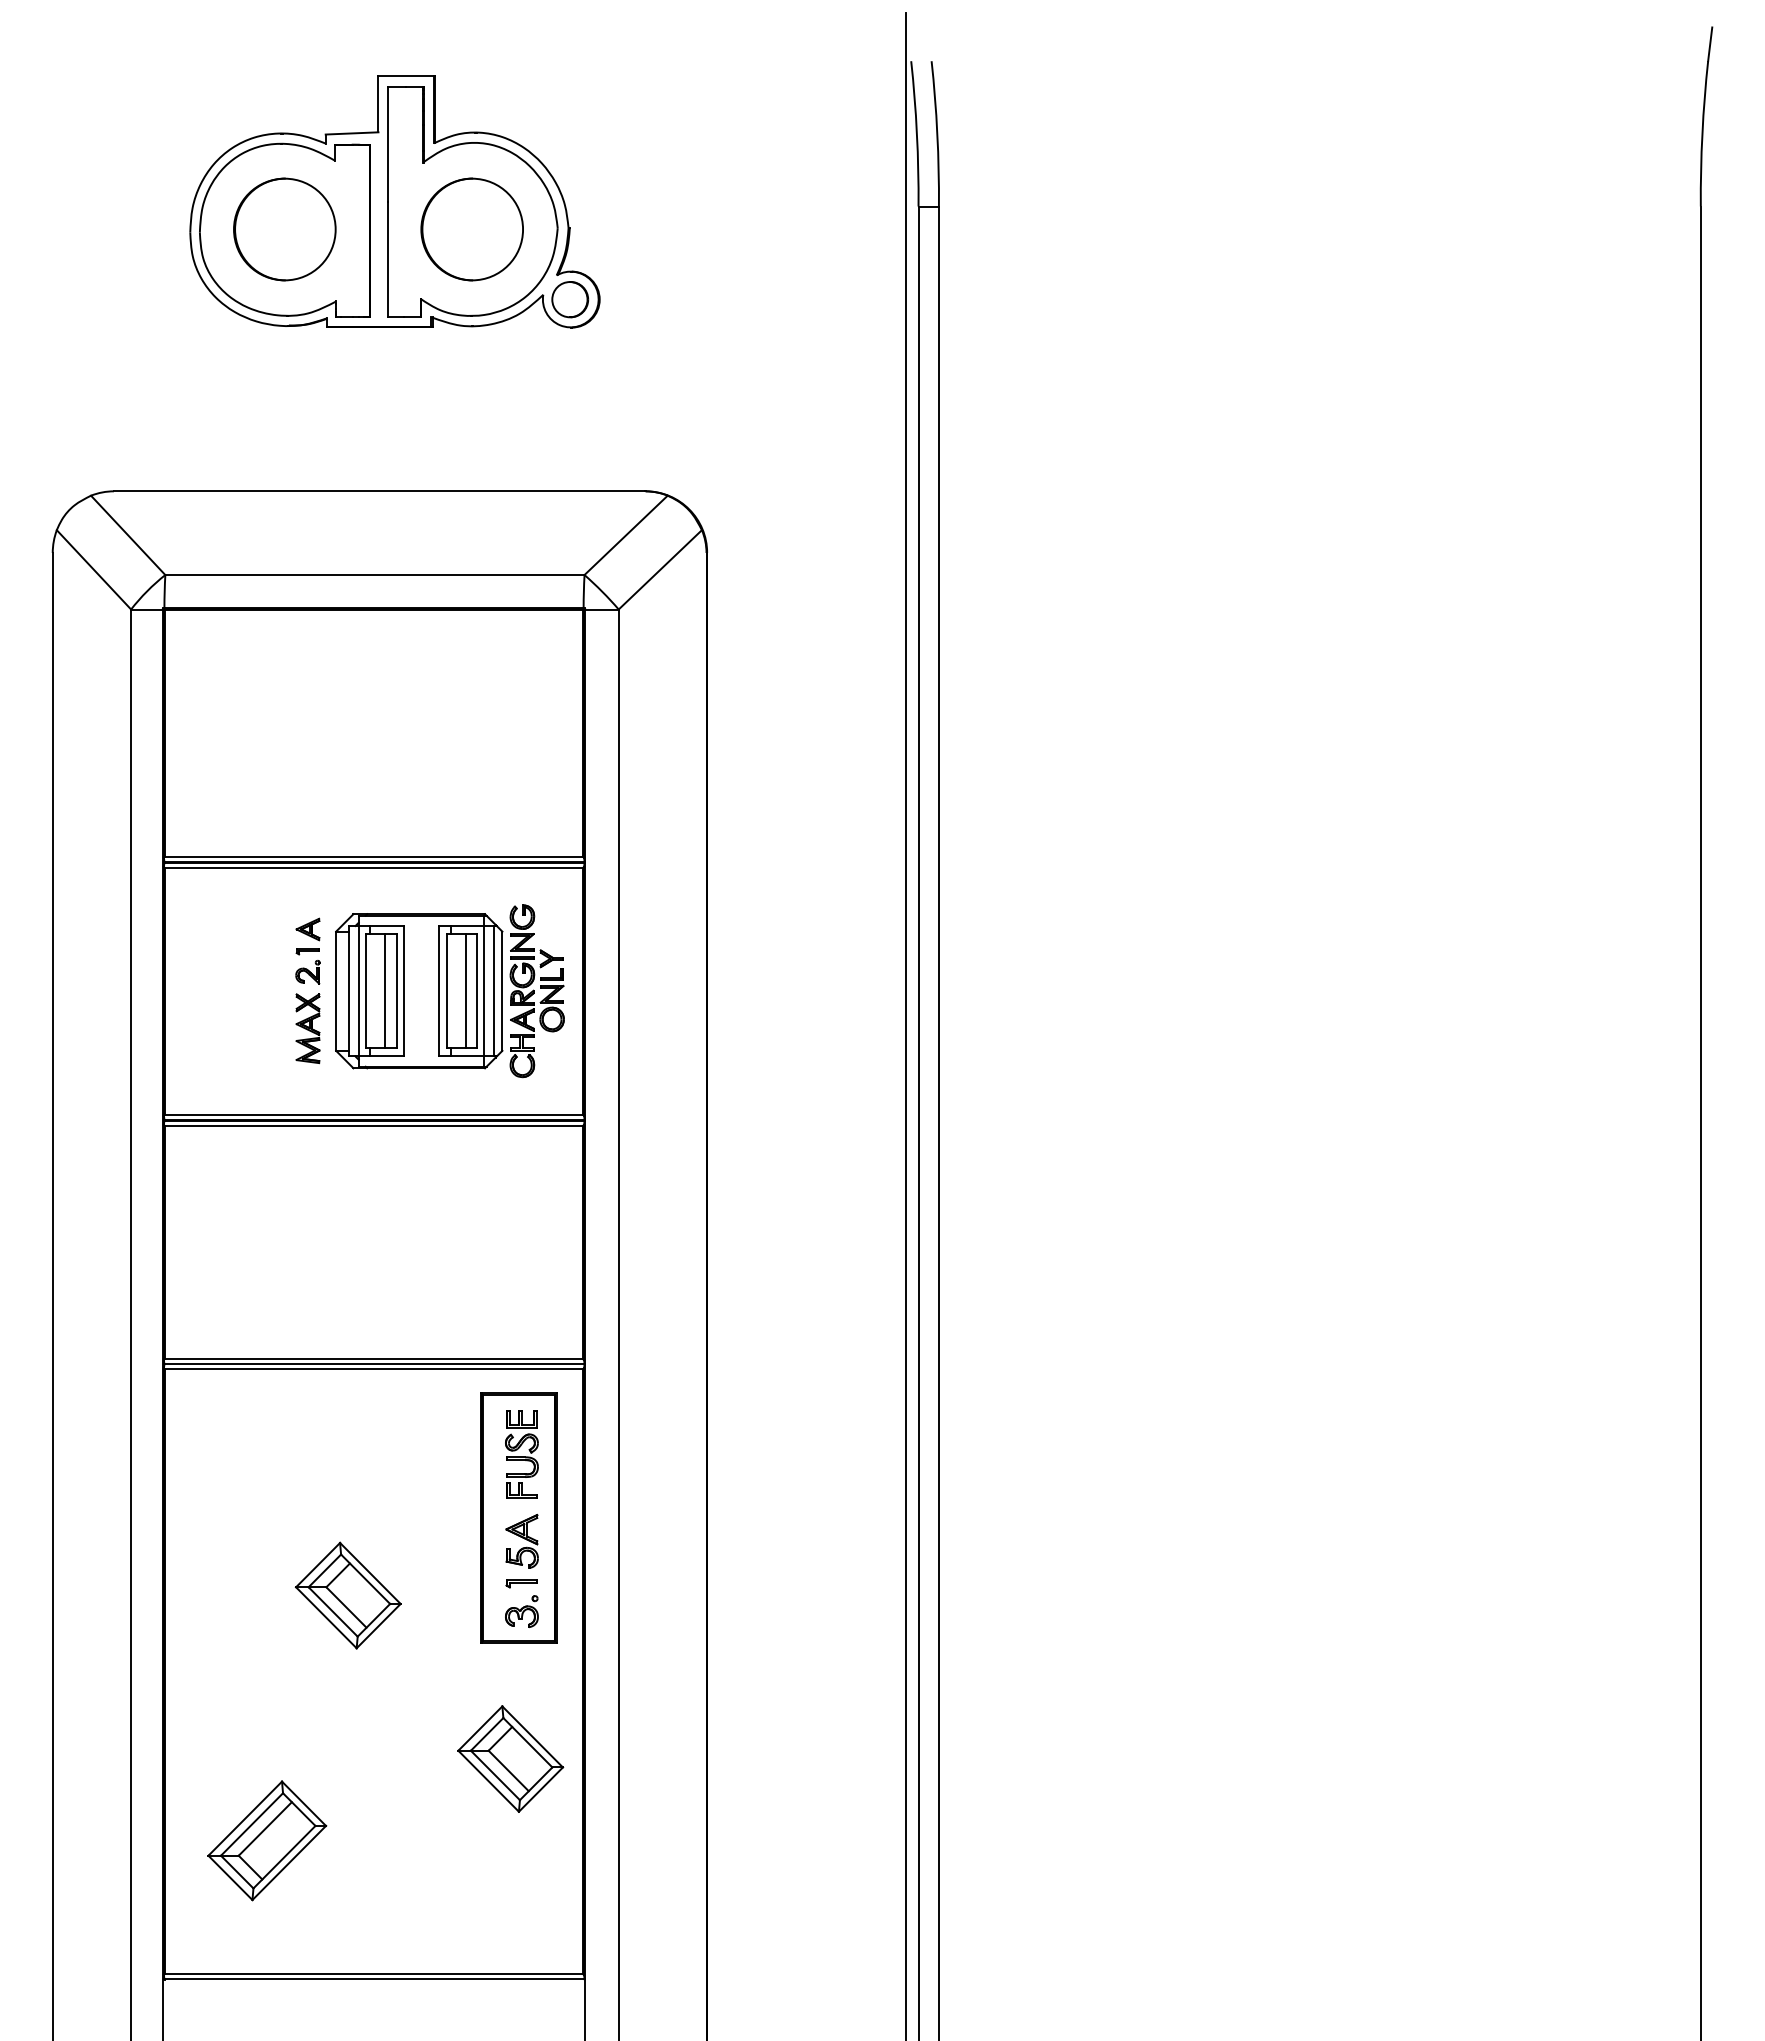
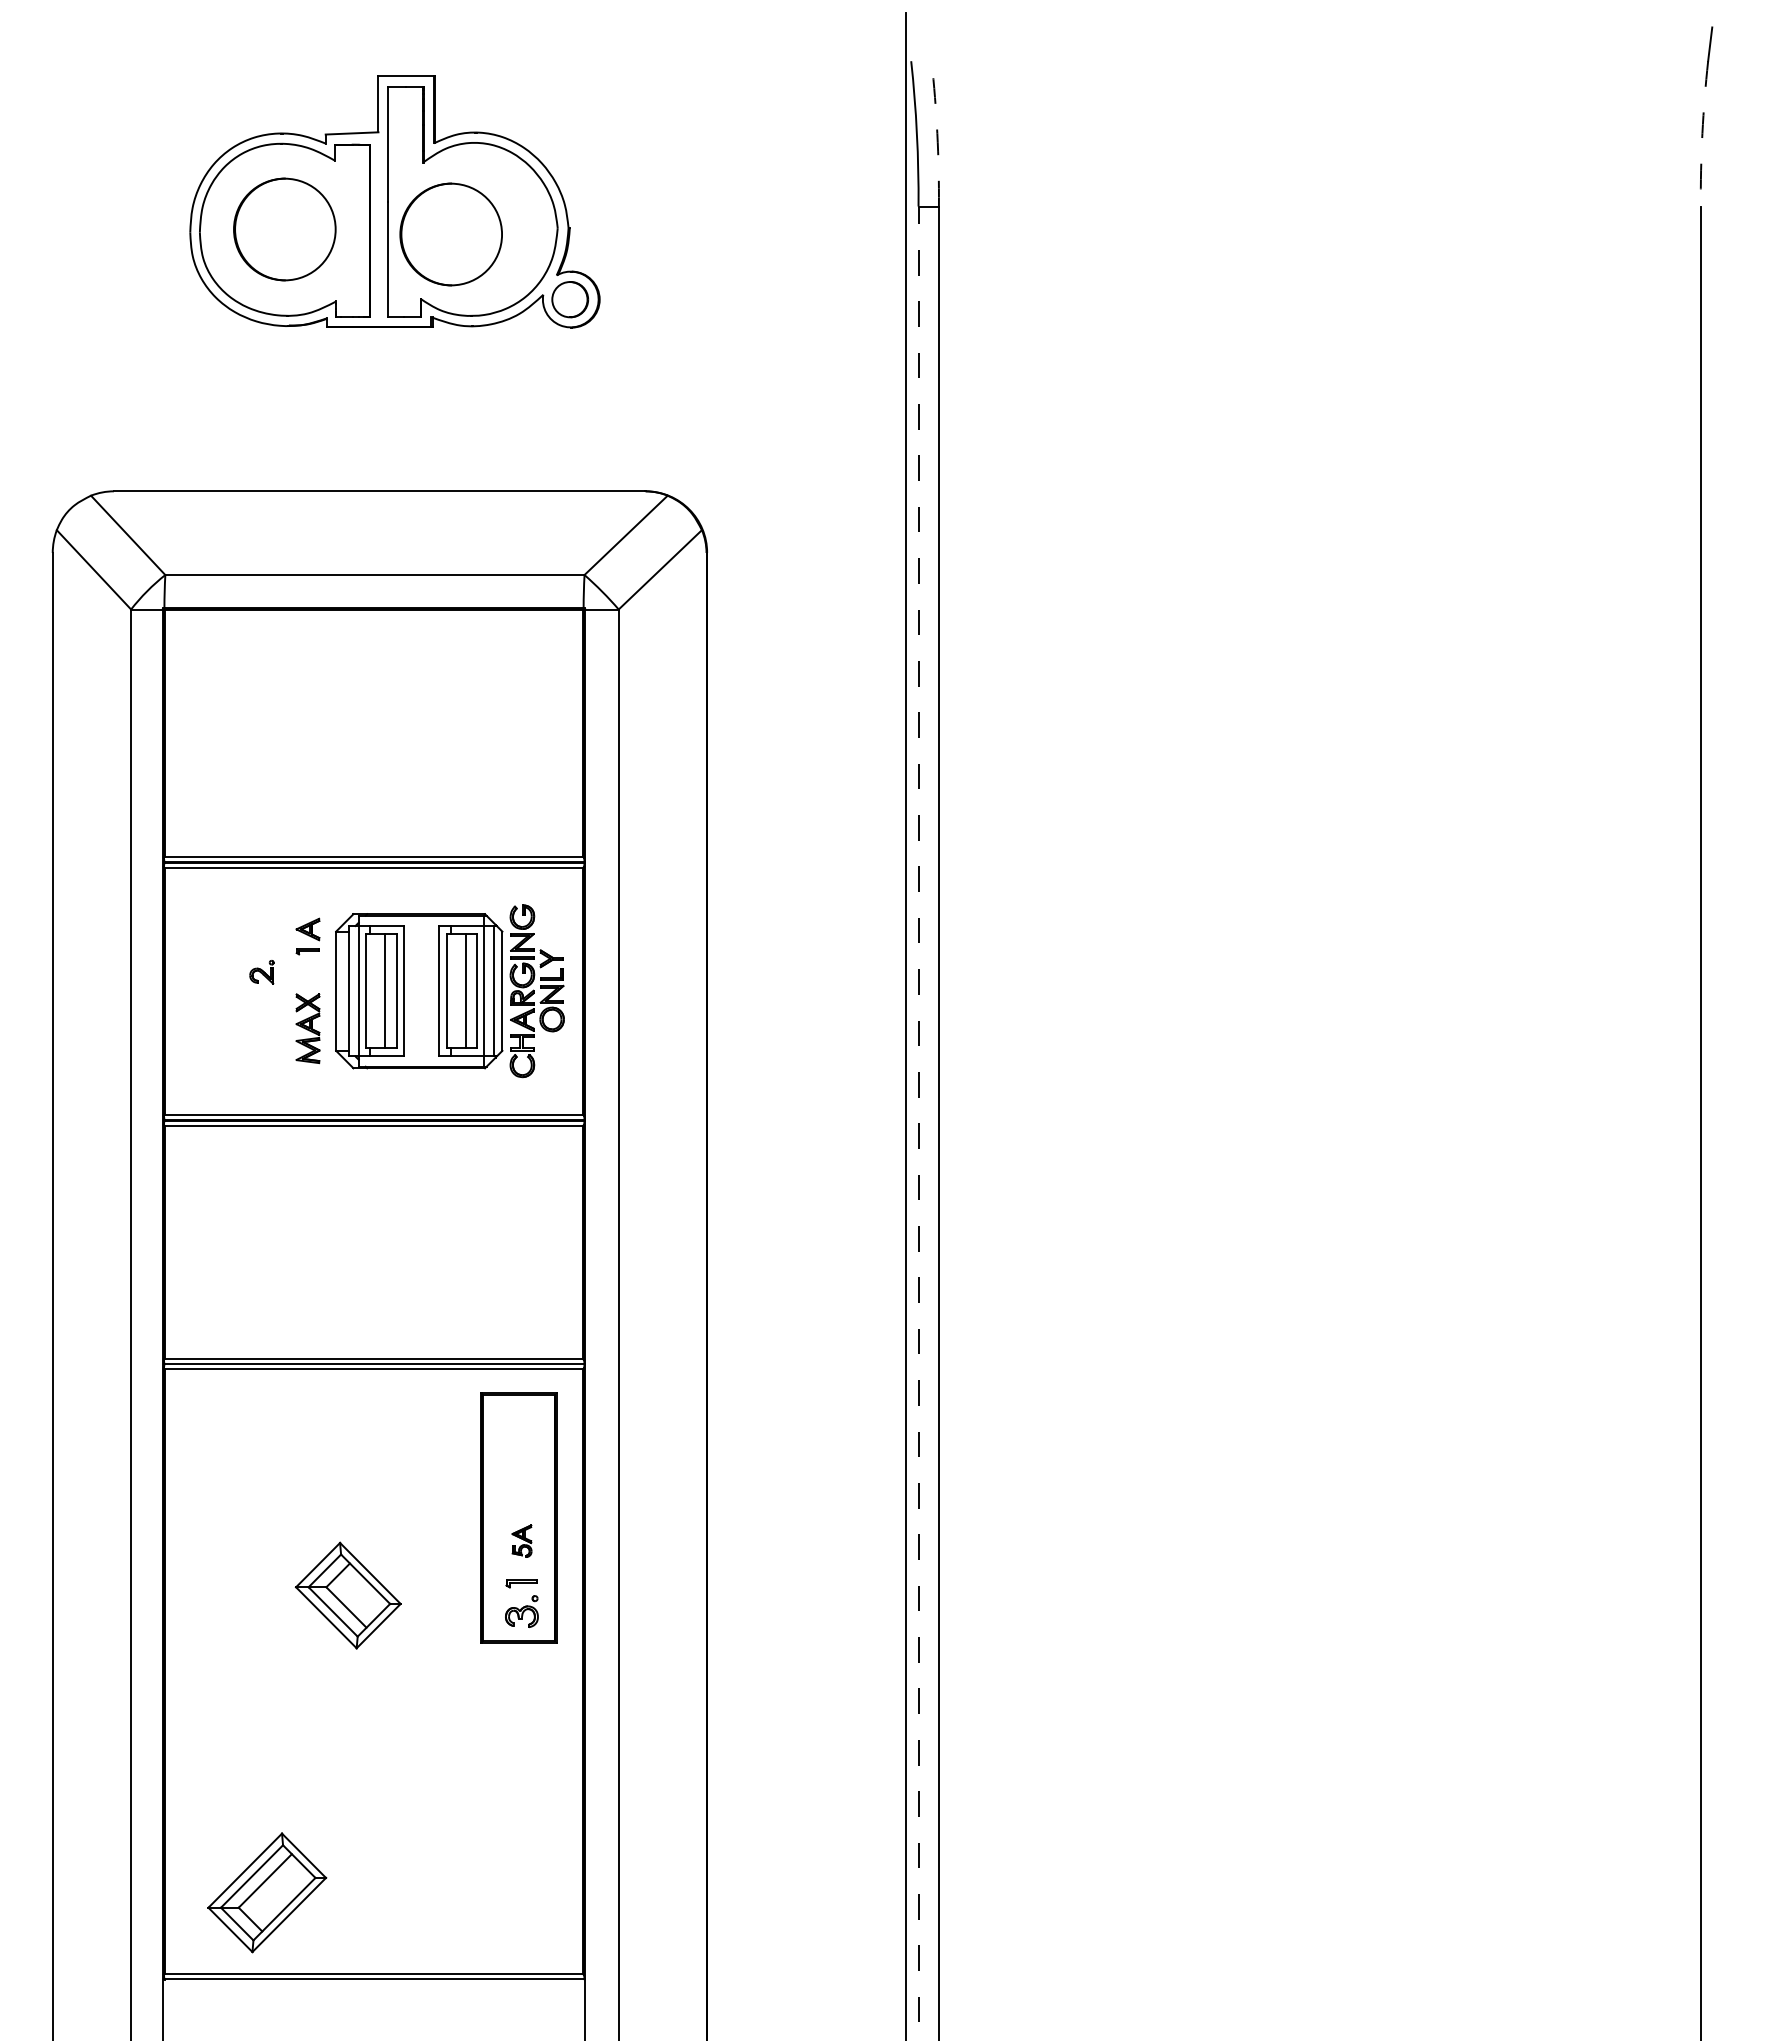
arc: solid -> dashed (937, 133)
arc: solid -> dashed (1702, 133)
part position: (471, 229) -> (450, 234) (450, 234)
part position: (307, 972) -> (261, 972) (261, 972)
line: solid -> dashed (918, 1123)
part: present -> none (521, 1454)
part size: 34x56 px -> 22x34 px (521, 1540)
part: present -> none (510, 1758)
part position: (267, 1840) -> (267, 1892) (267, 1892)
